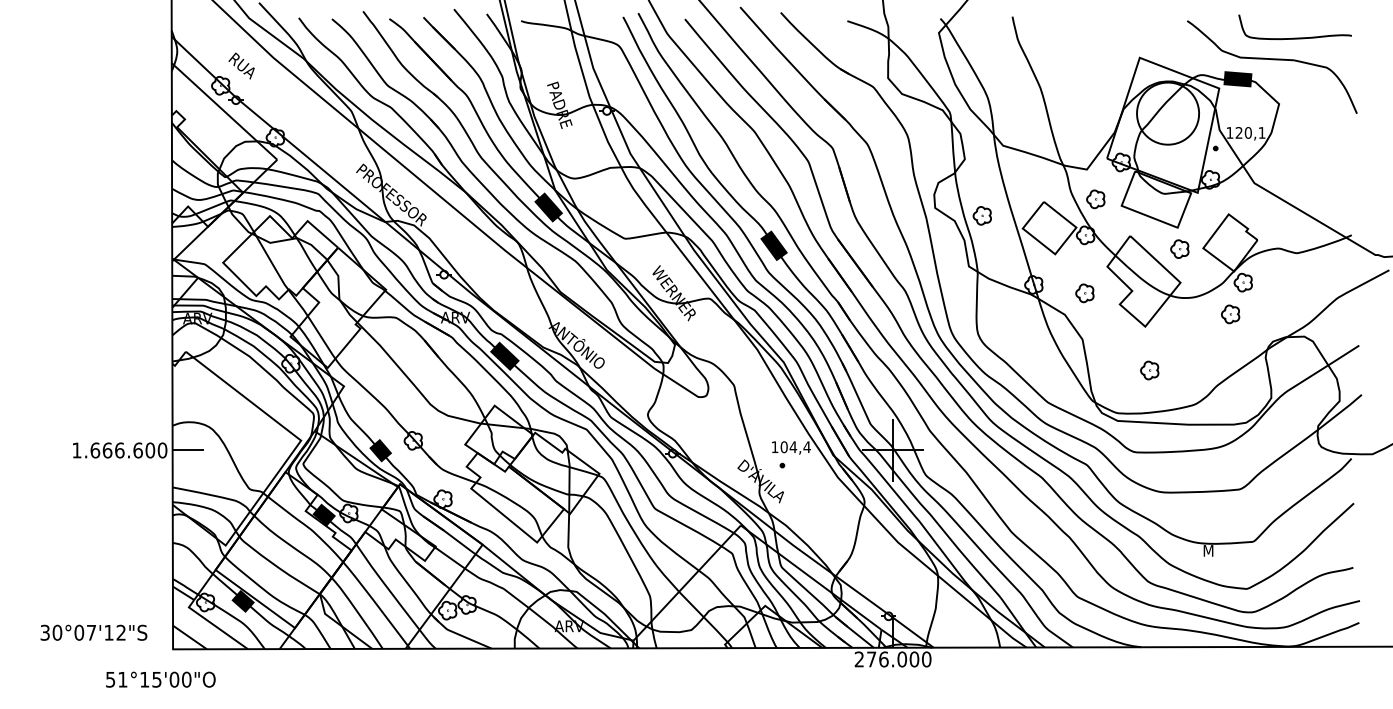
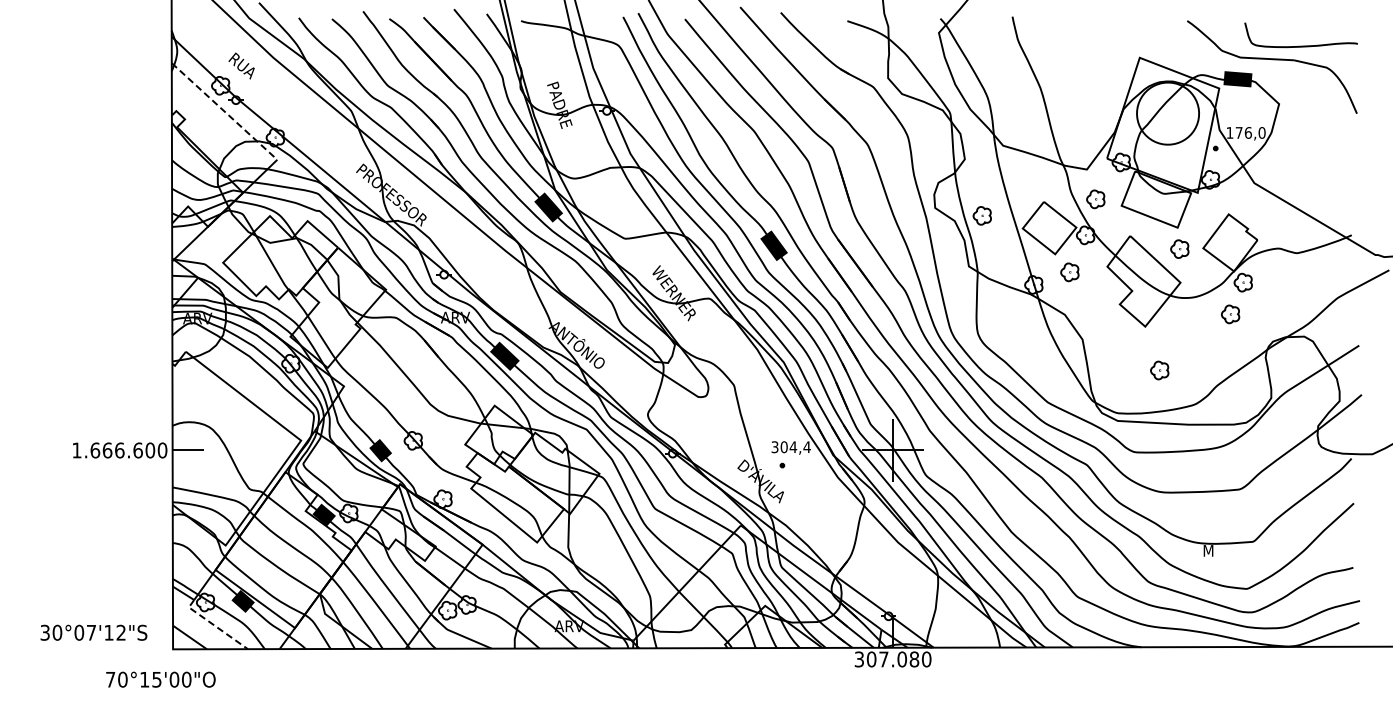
curve position: (1294, 37) -> (1300, 45) (1300, 45)
line: solid -> dashed (224, 111)
text: 120,1 -> 176,0 (1250, 132)
part position: (1084, 293) -> (1069, 272) (1069, 272)
part position: (1149, 370) -> (1159, 370) (1159, 370)
text: 104,4 -> 304,4 (774, 447)
line: solid -> dashed (213, 625)
text: 276.000 -> 307.080 (886, 659)
text: 51°15'00"O -> 70°15'00"O (116, 679)
